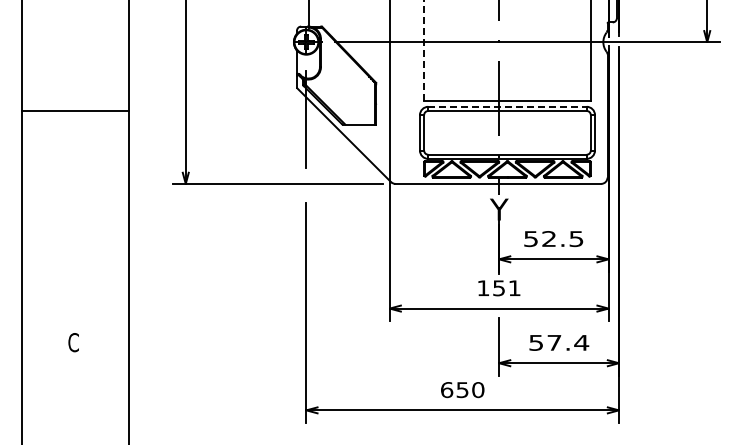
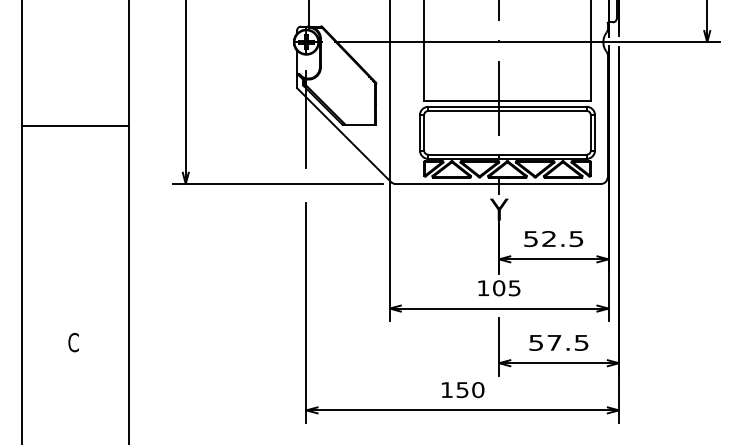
line: dashed -> solid (424, 49)
line: dashed -> solid (507, 106)
line position: (75, 111) -> (75, 126) (75, 126)
text: 151 -> 105 (506, 288)
text: 57.4 -> 57.5 (581, 342)
text: 650 -> 150 (447, 390)
